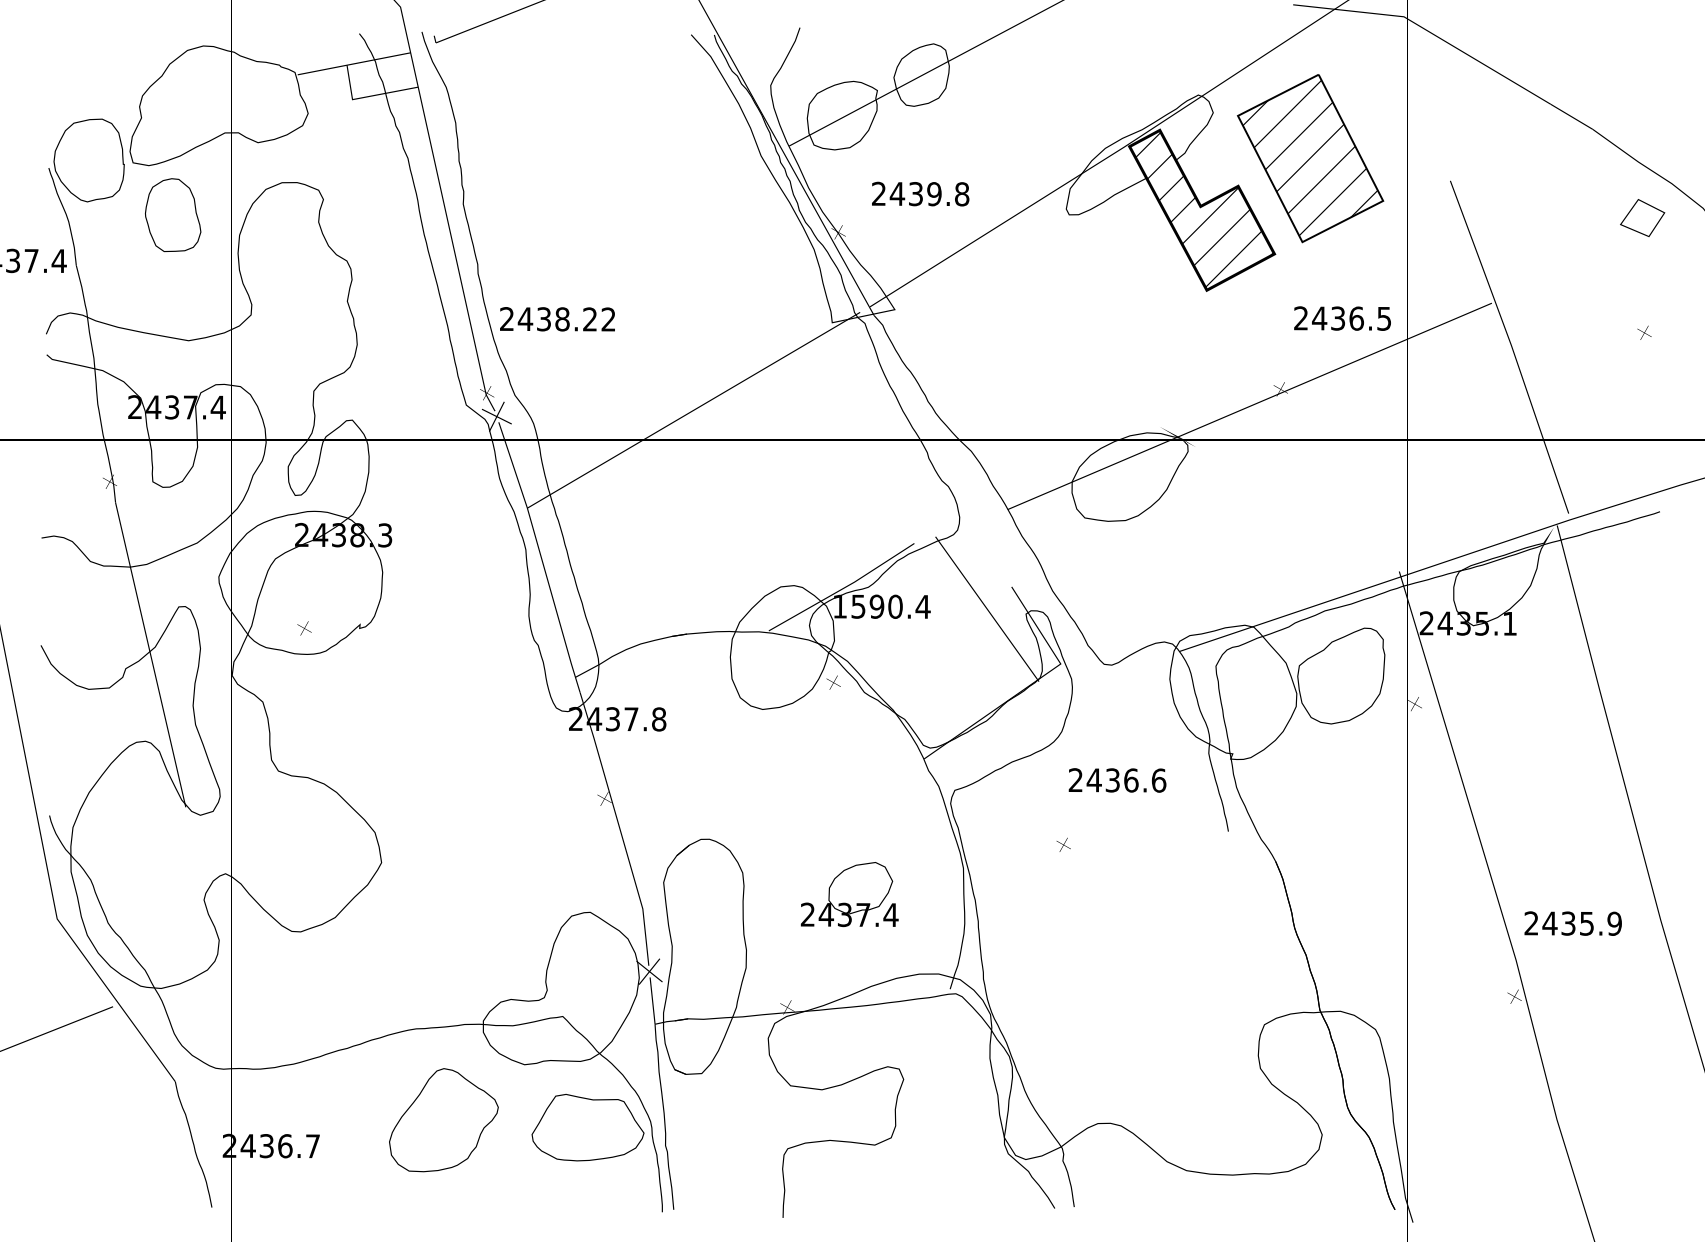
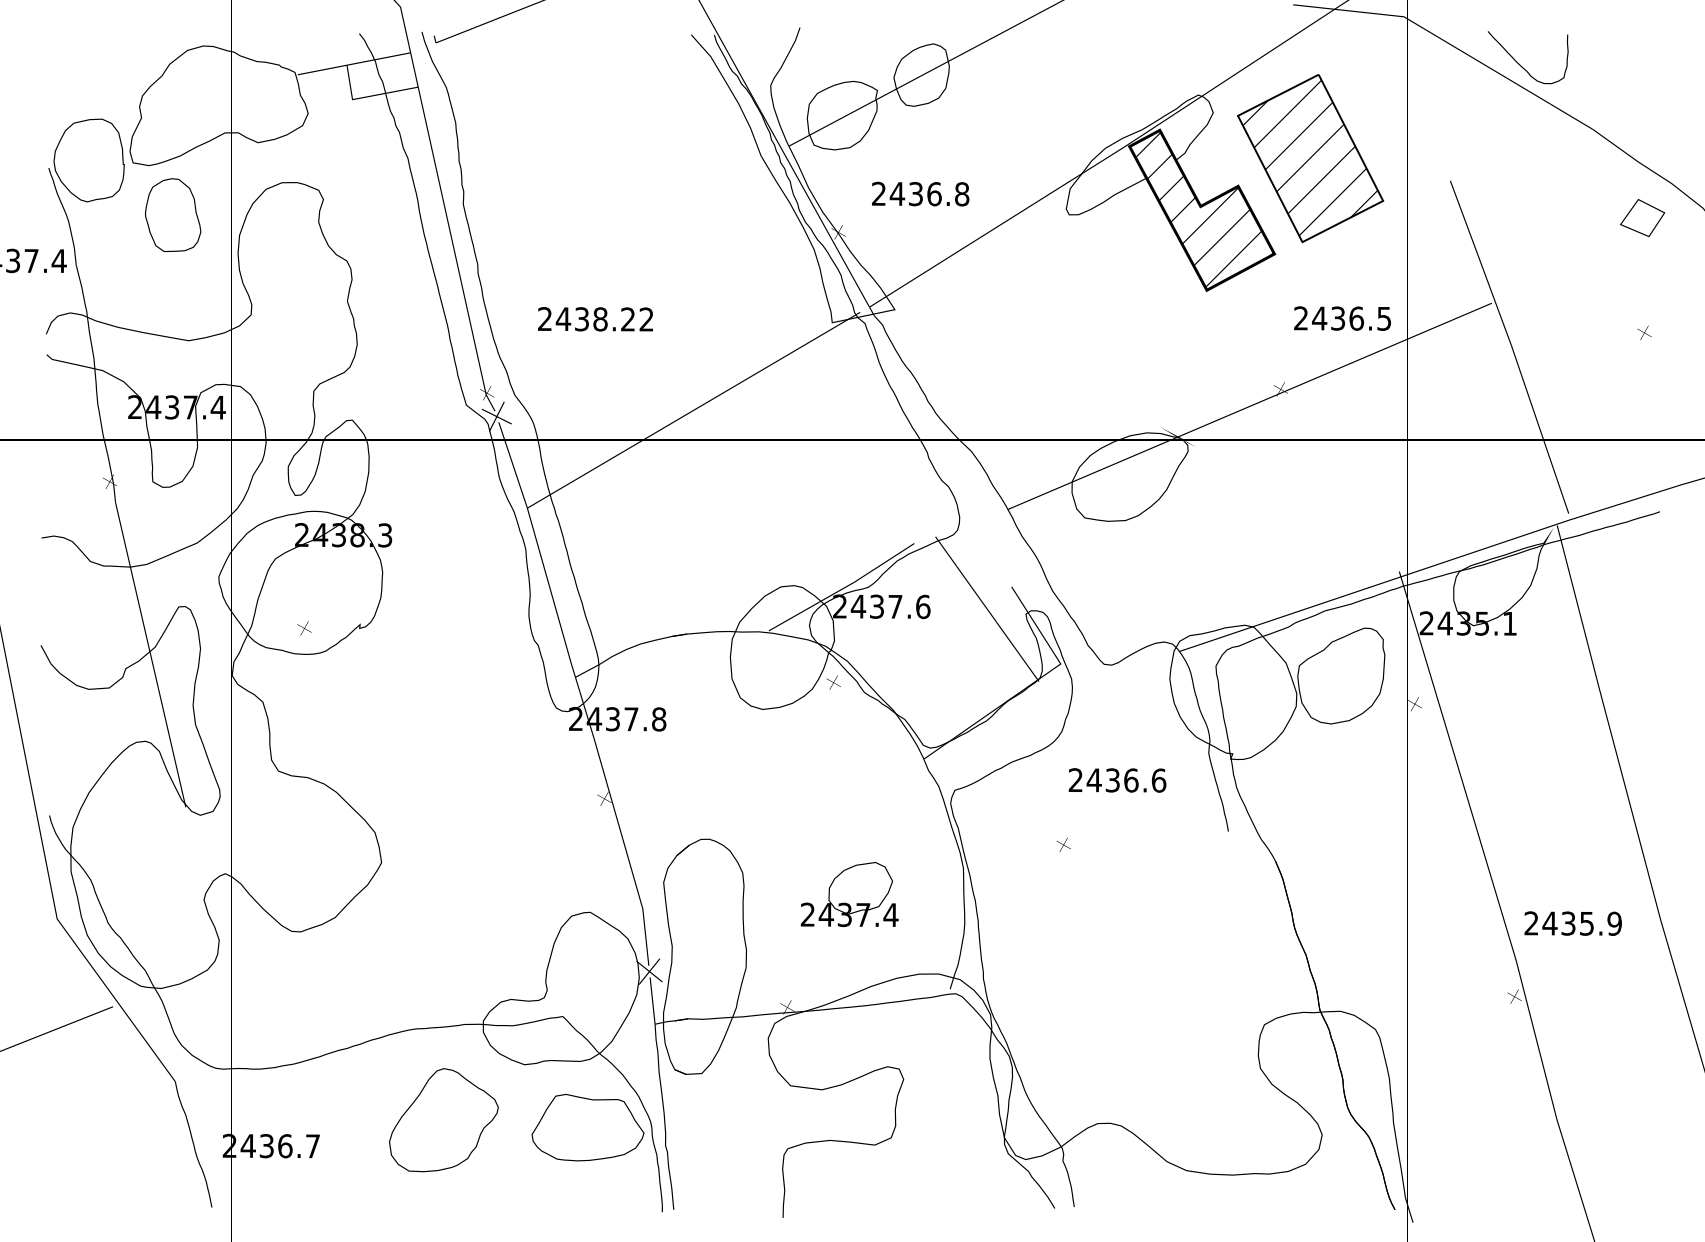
curve: none -> present (1520, 64)
text: 2439.8 -> 2436.8 (934, 194)
text position: (557, 319) -> (595, 319) (595, 319)
text: 1590.4 -> 2437.6 (881, 606)
